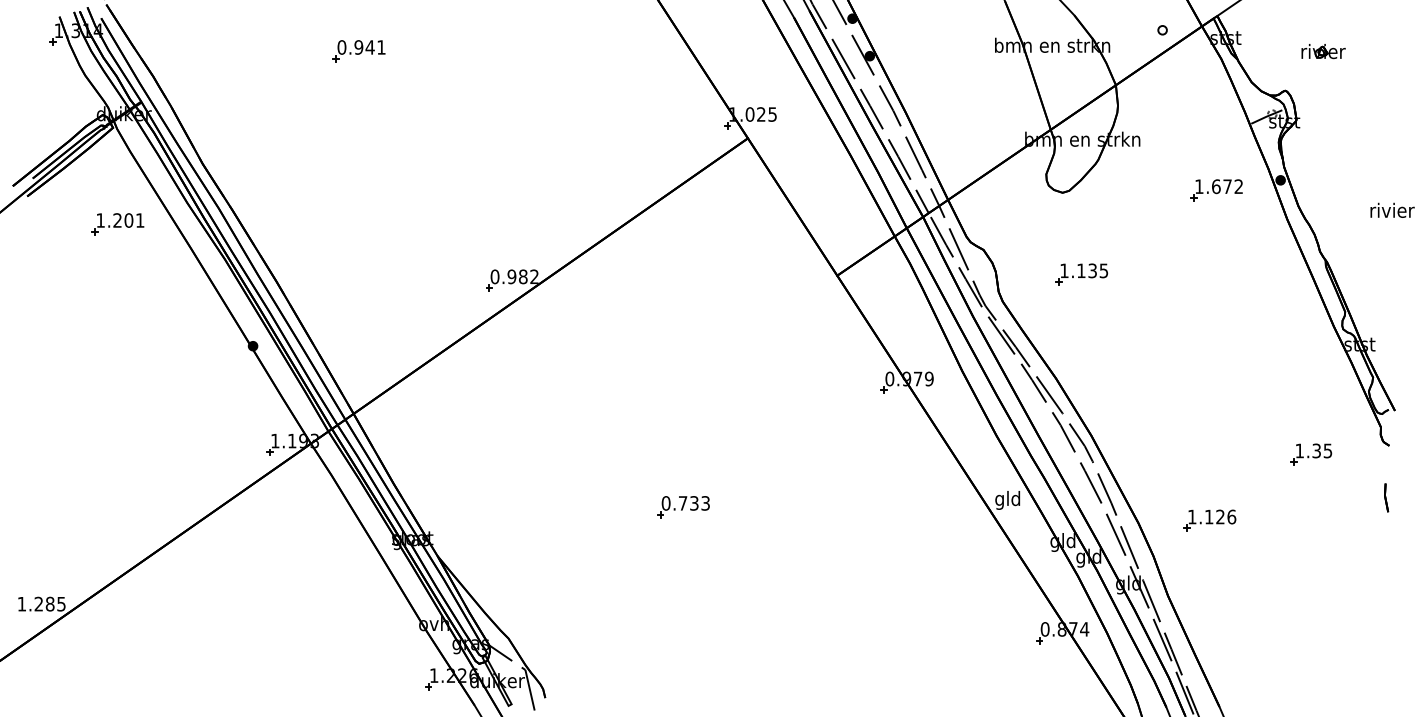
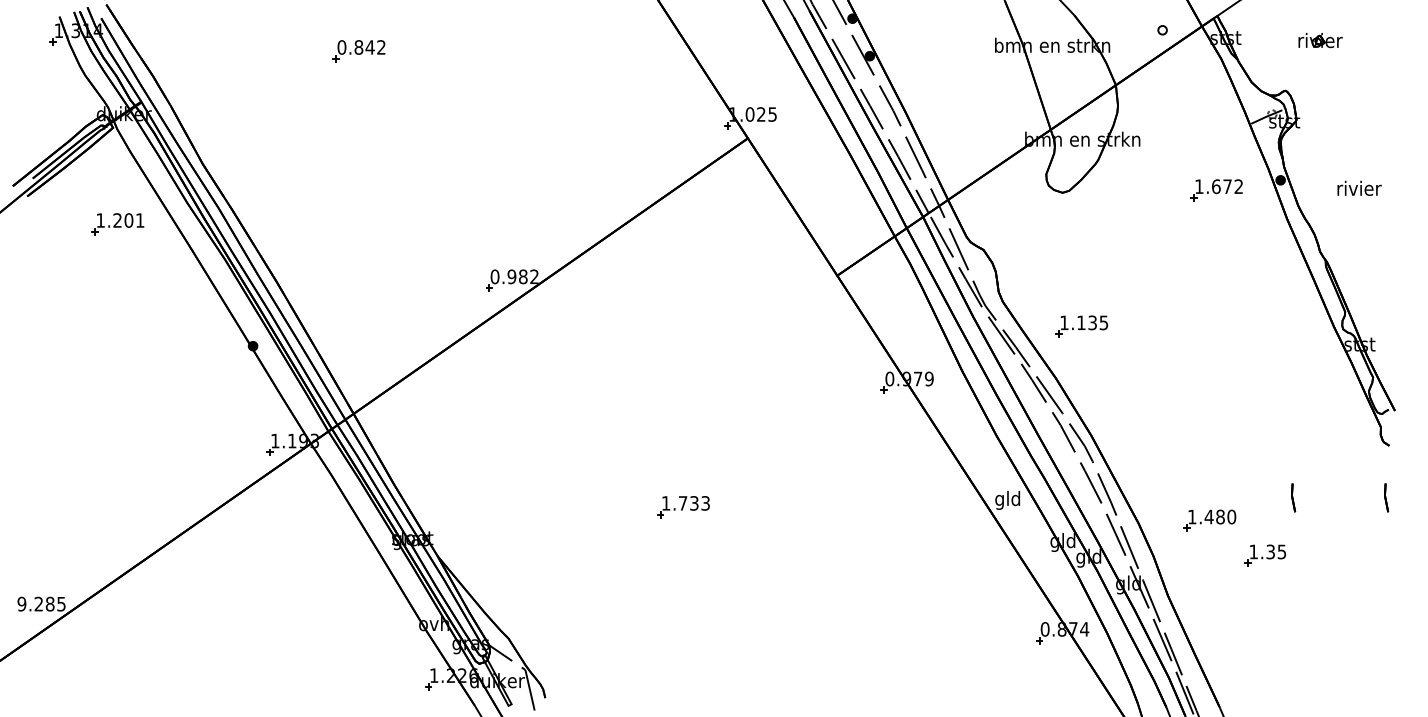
text: 0.941 -> 0.842 (369, 47)
part position: (1323, 51) -> (1320, 40) (1320, 40)
text position: (1392, 209) -> (1359, 187) (1359, 187)
part position: (1081, 274) -> (1081, 326) (1081, 326)
part position: (1311, 454) -> (1265, 555) (1265, 555)
part: none -> present (1293, 497)
text: 0.733 -> 1.733 (665, 503)
text: 1.126 -> 1.480 (1220, 516)
text: 1.285 -> 9.285 (21, 603)
